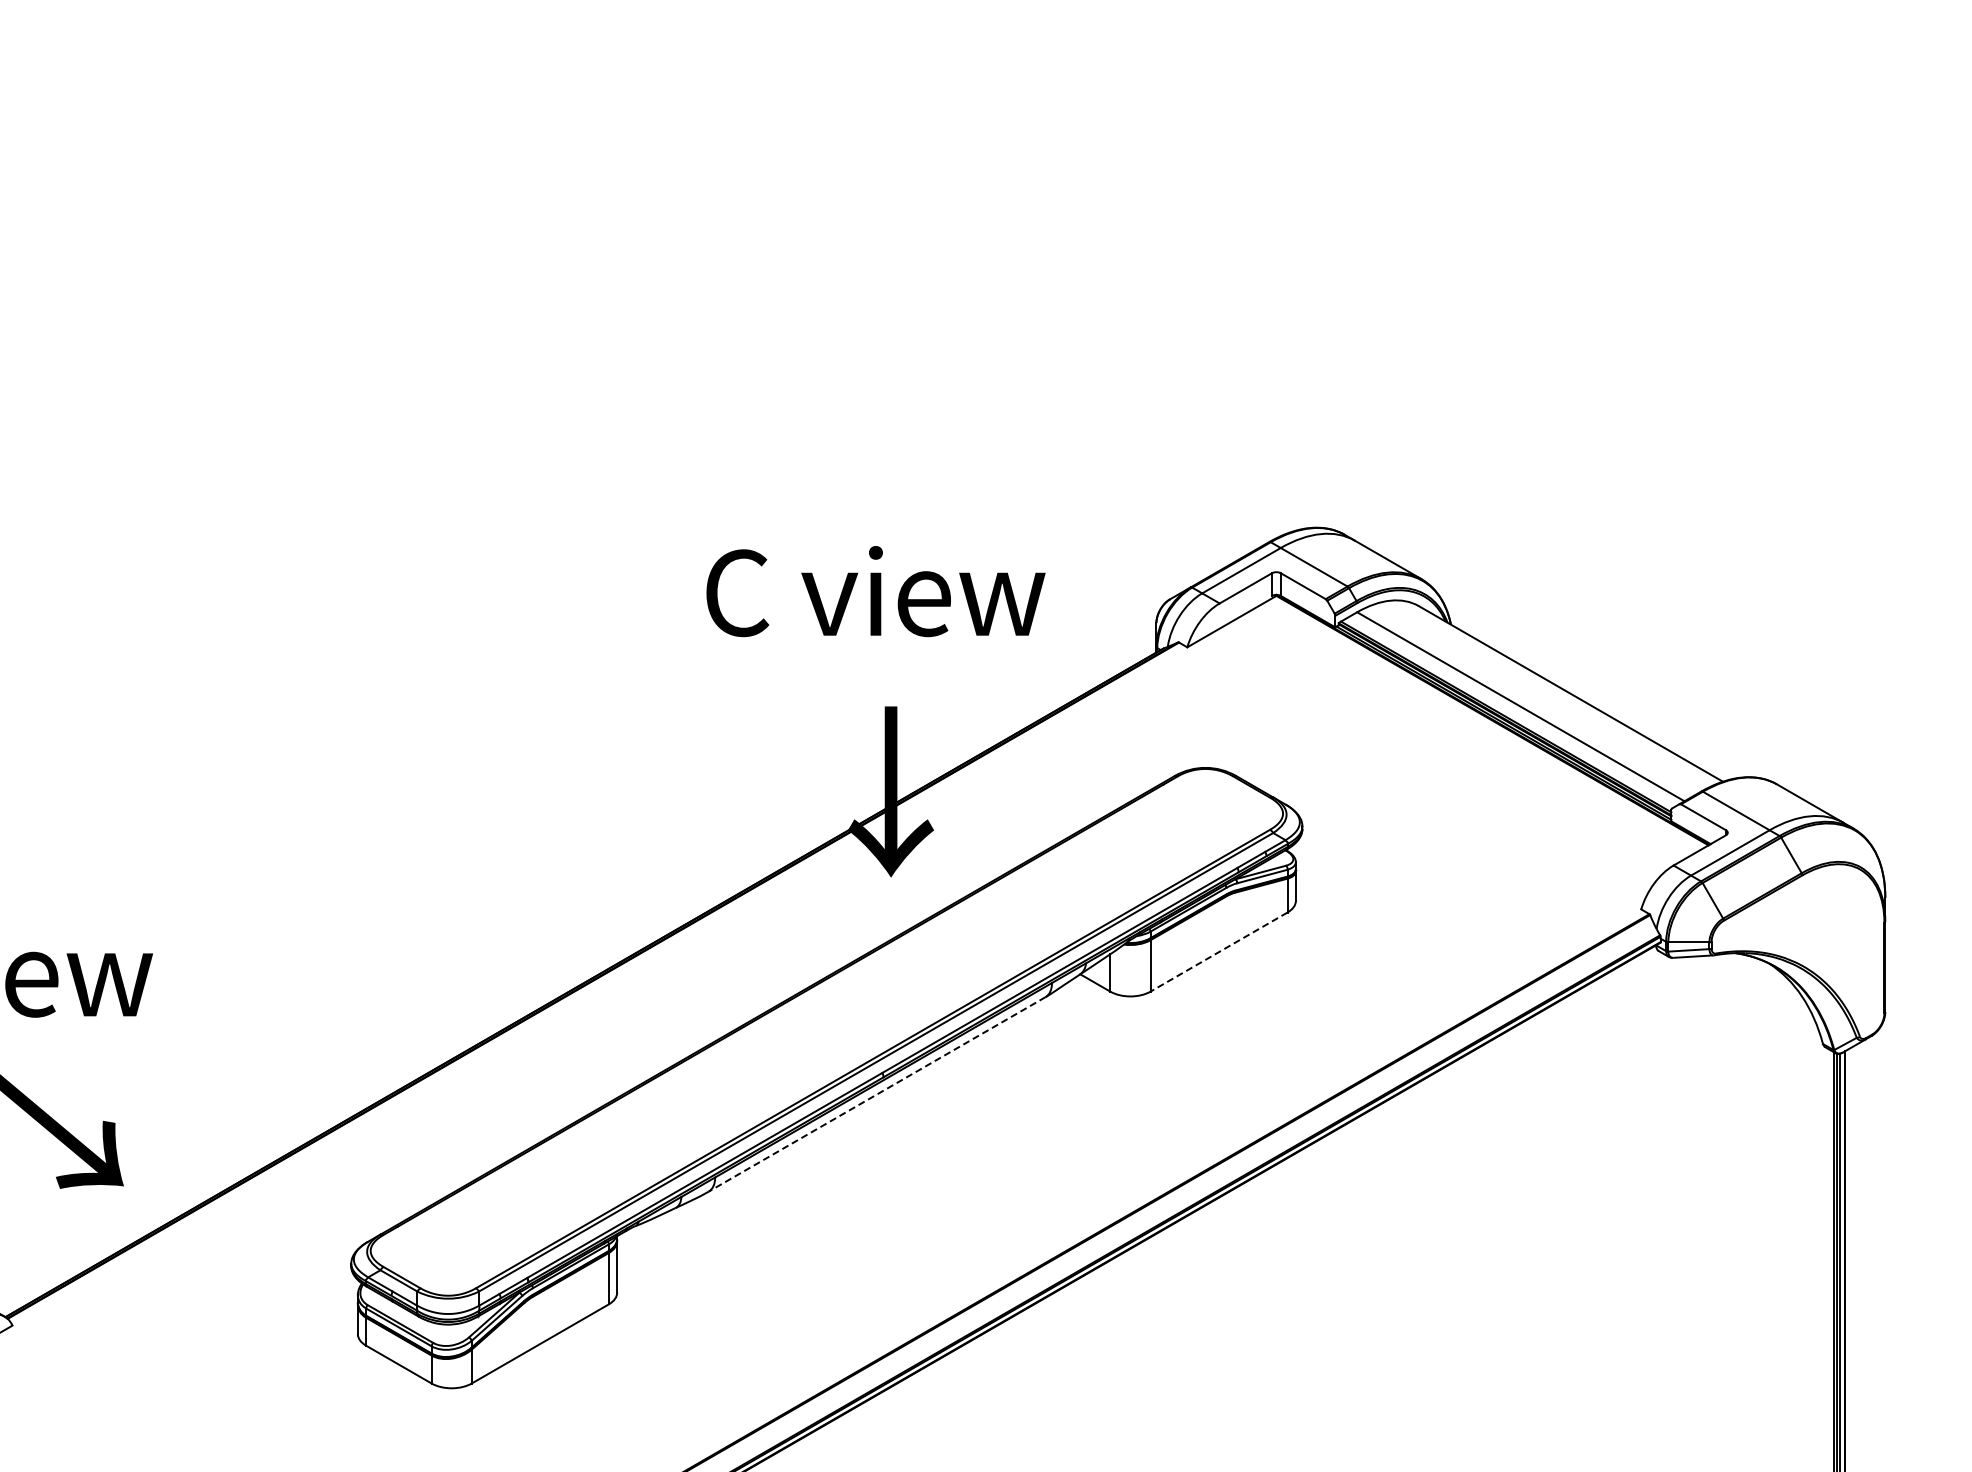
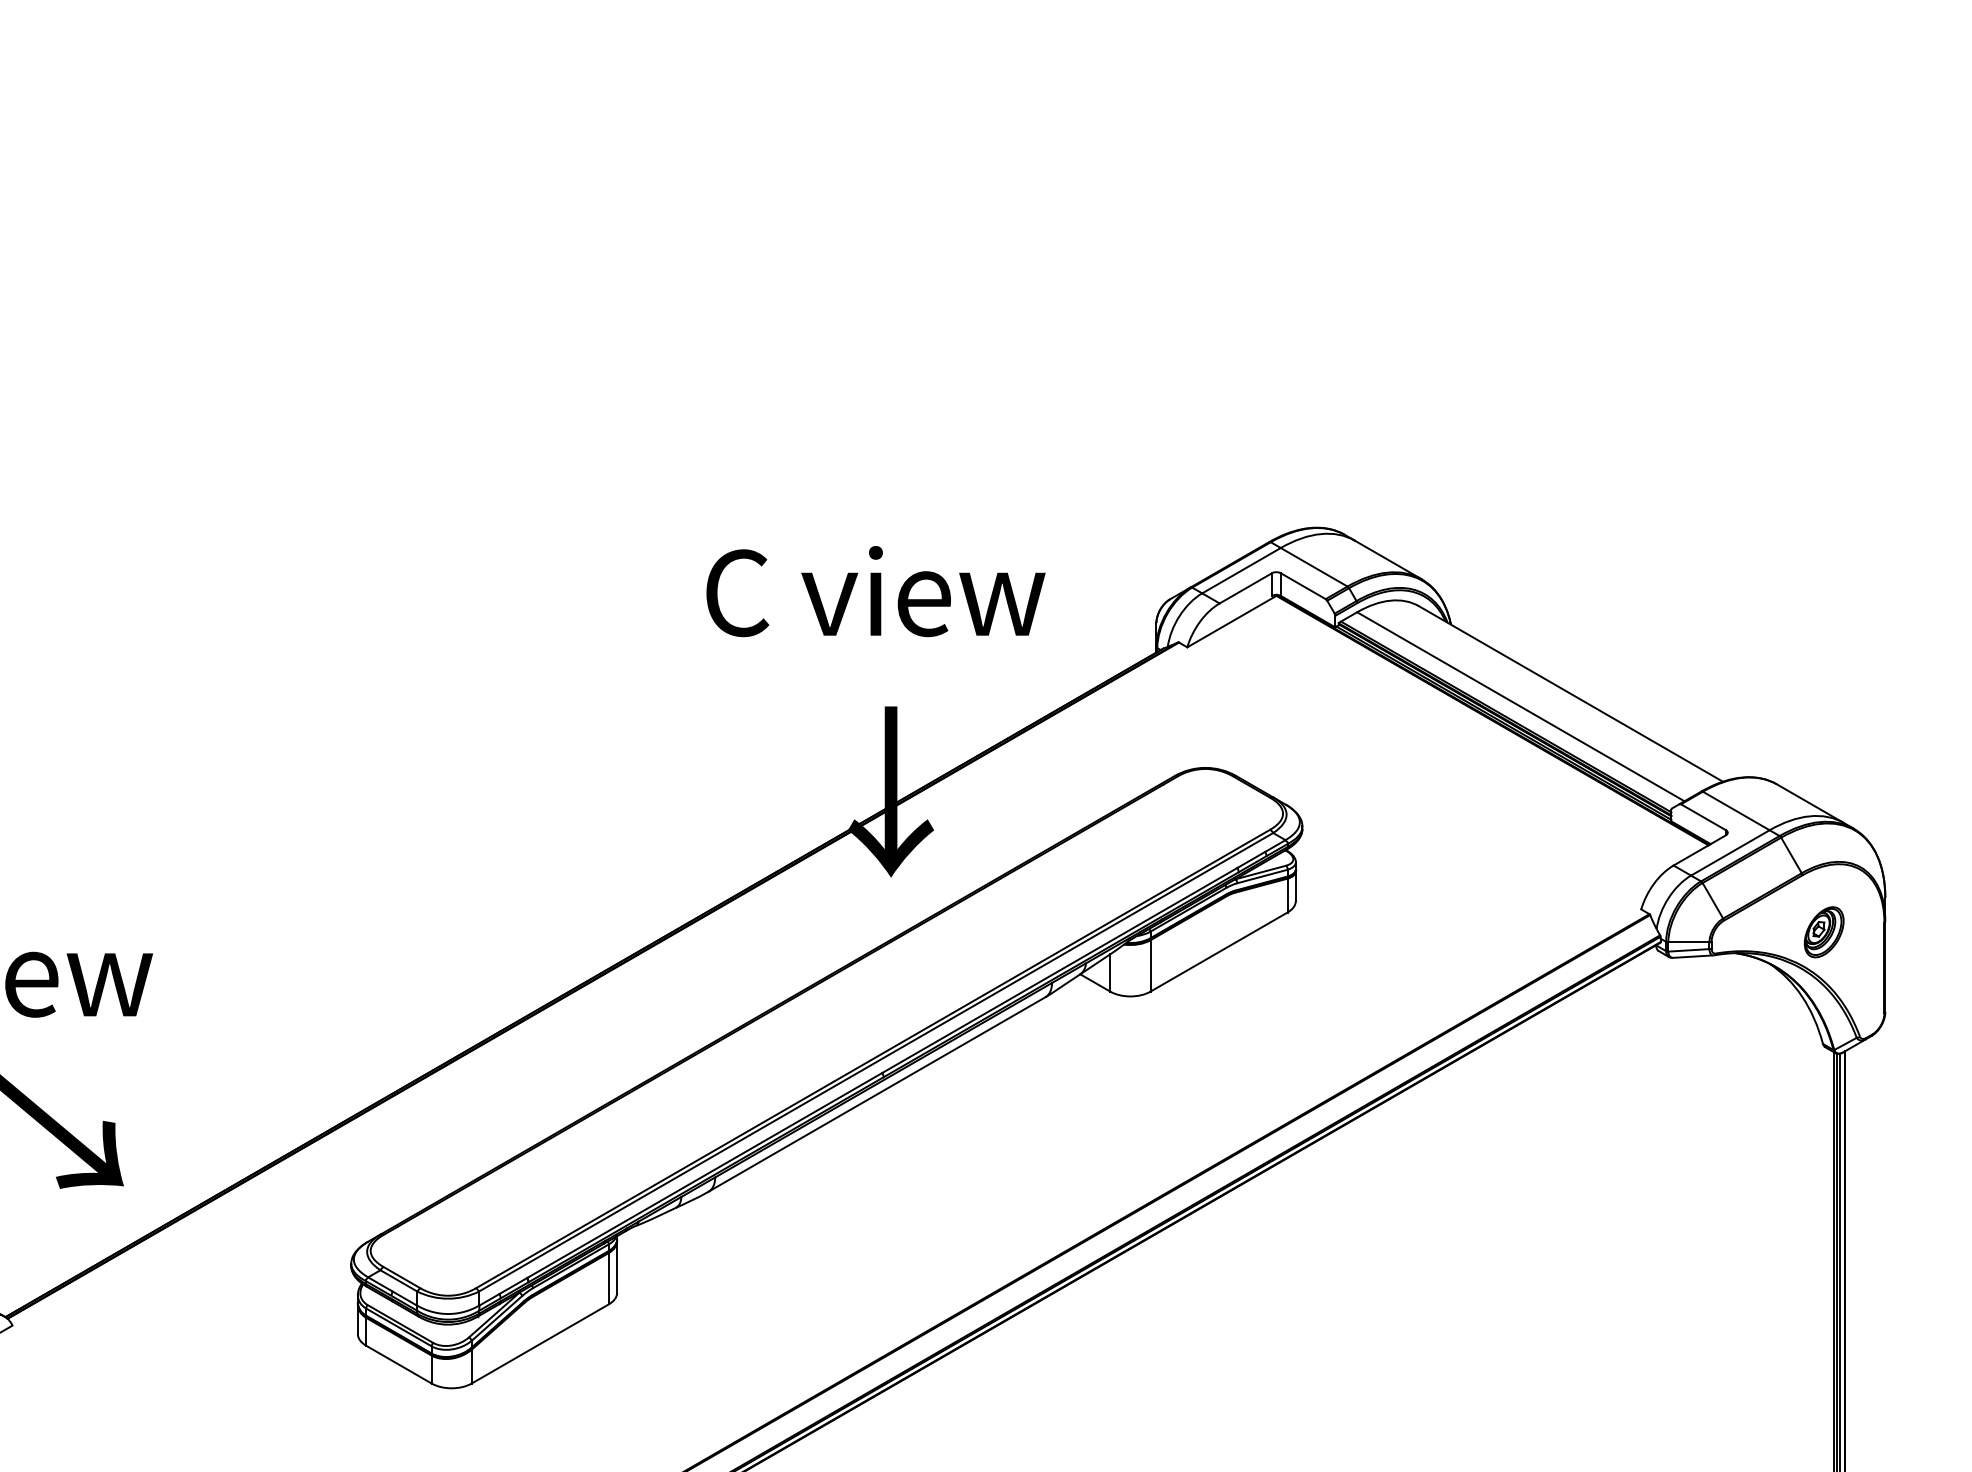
part: none -> present (1823, 932)
line: dashed -> solid (1218, 952)
line: dashed -> solid (876, 1094)
